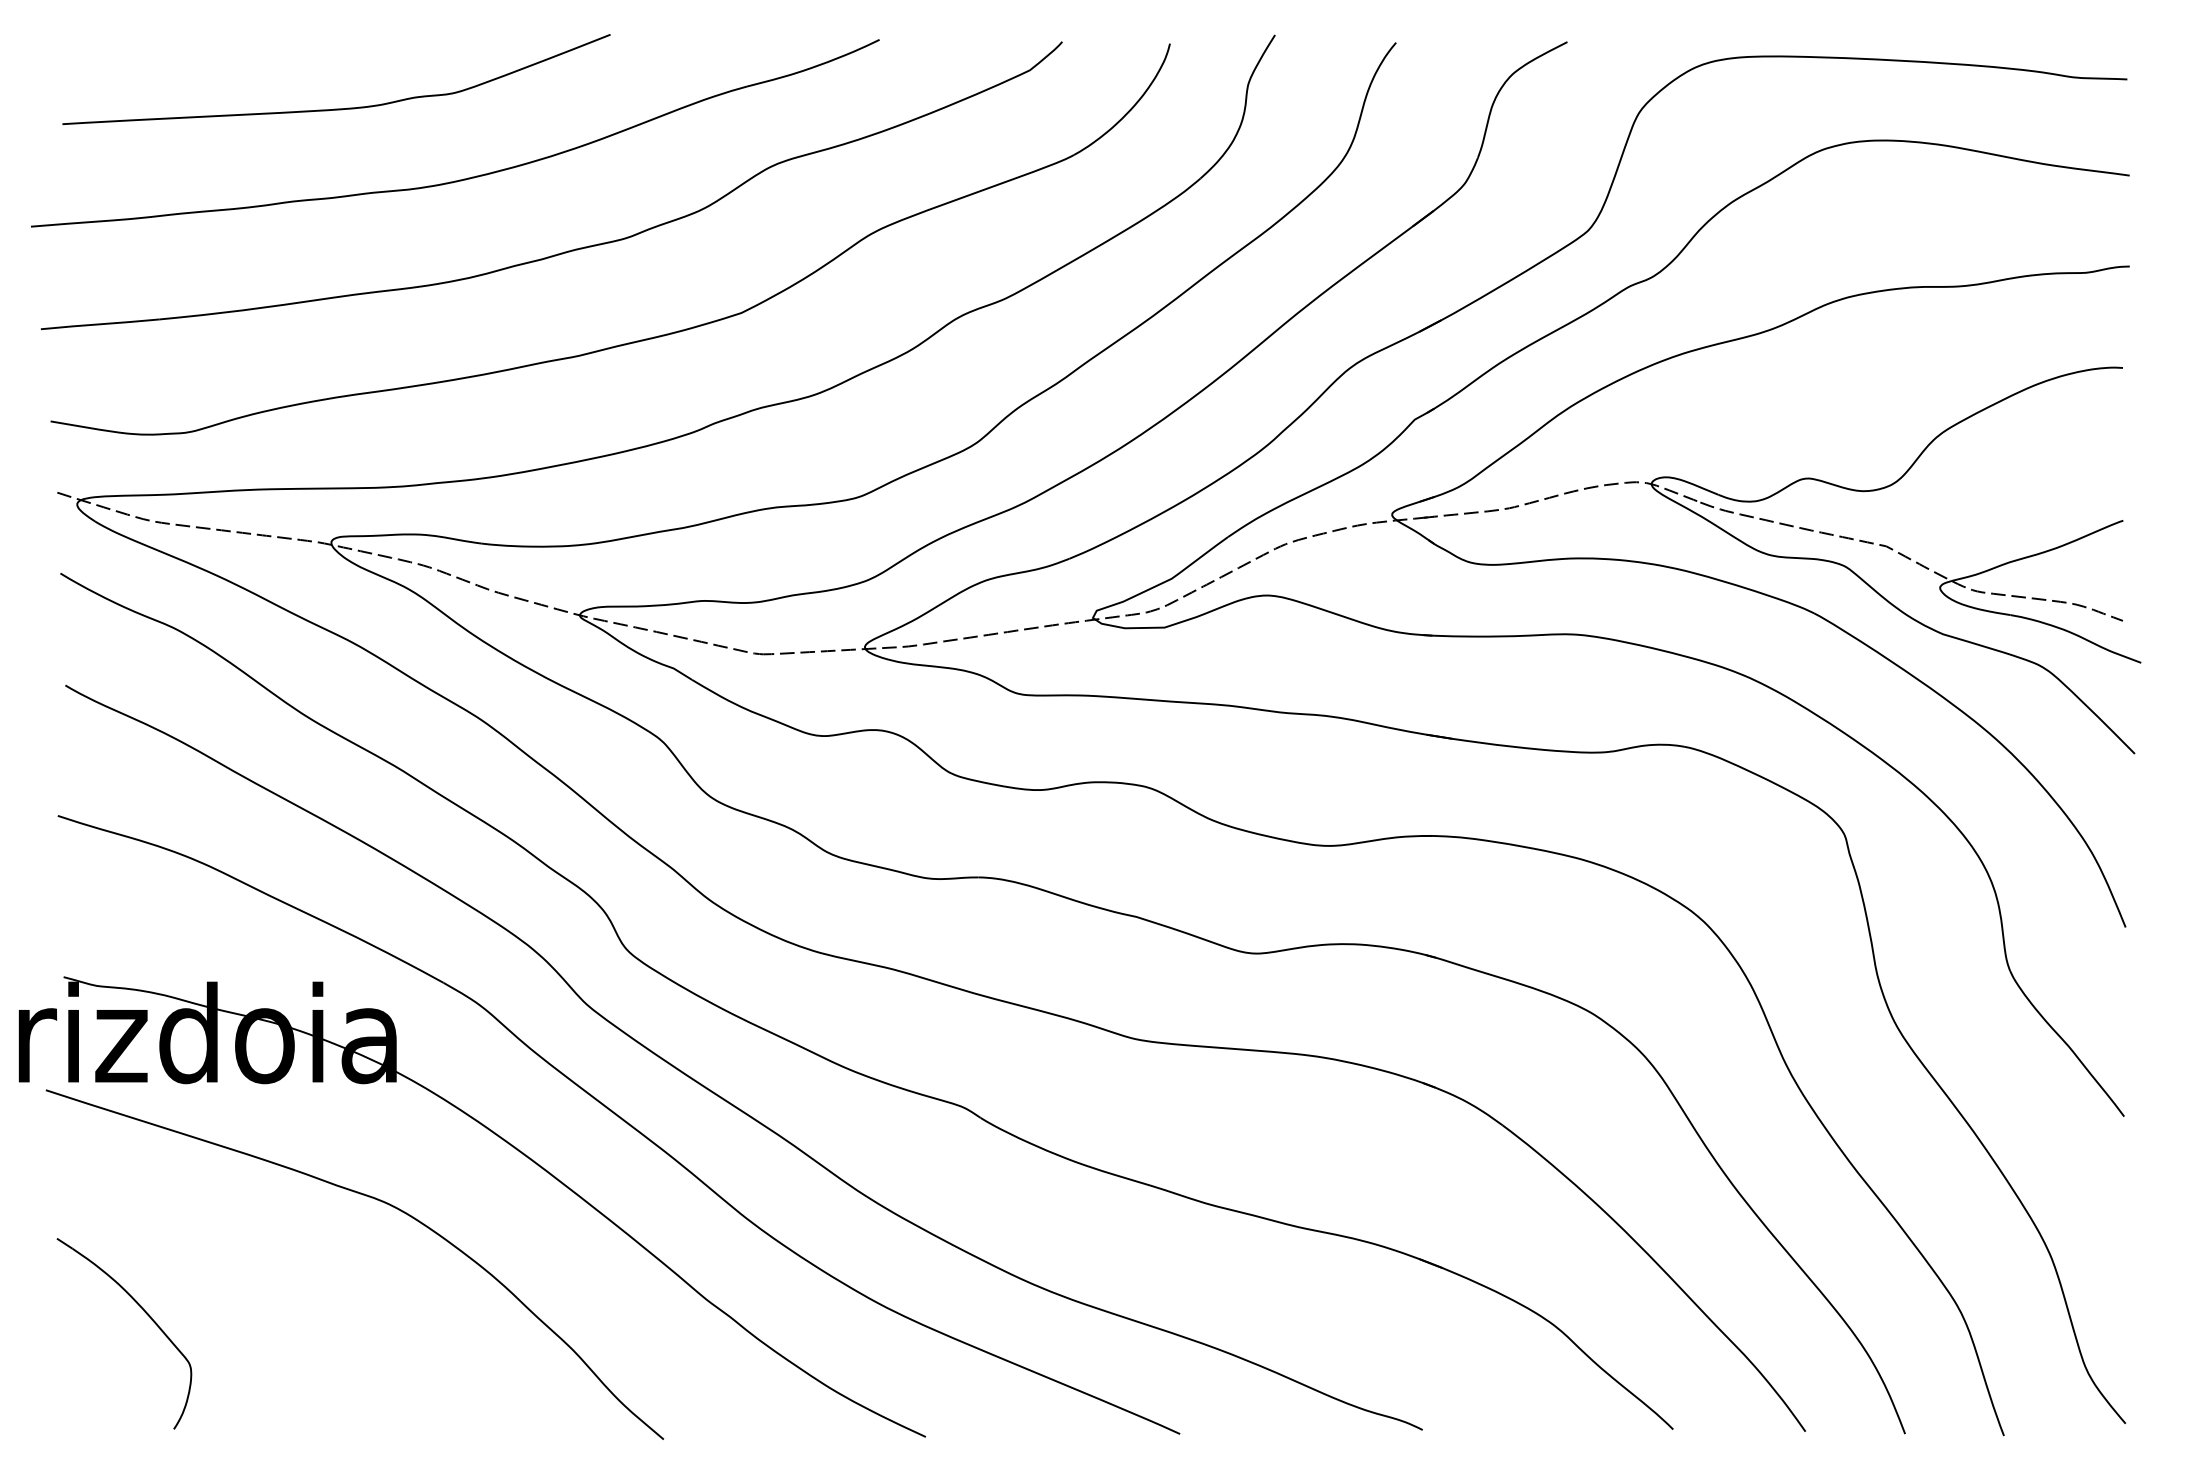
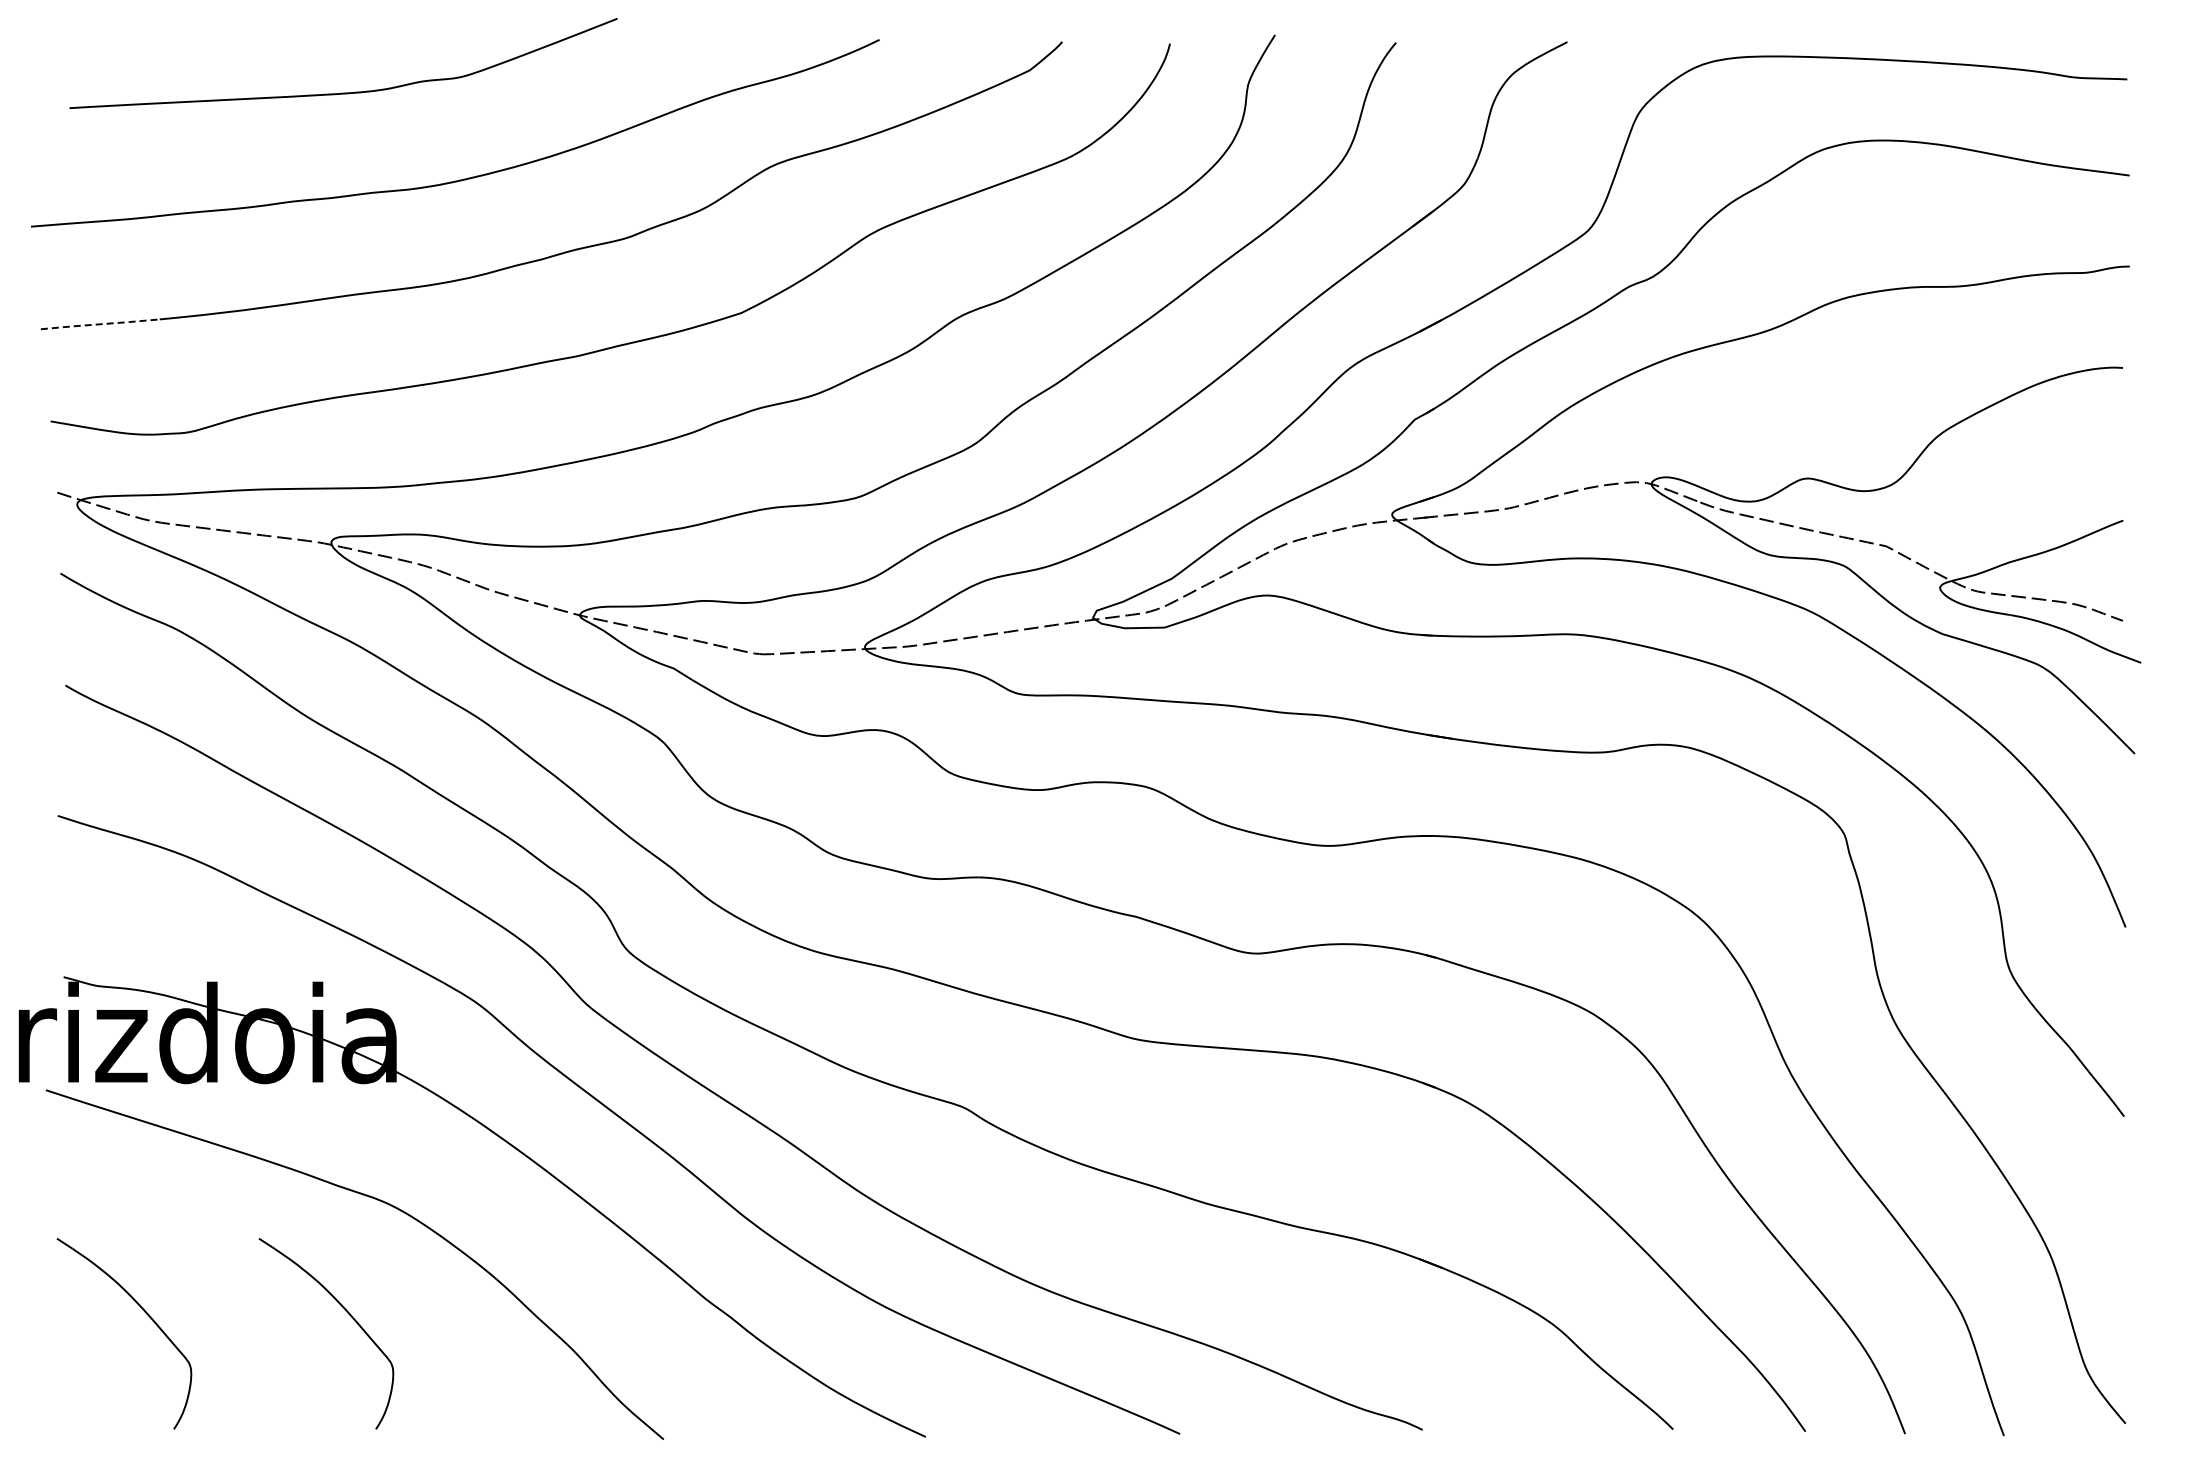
curve position: (336, 108) -> (343, 92) (343, 92)
line: solid -> dashed (101, 324)
part: none -> present (346, 1312)
